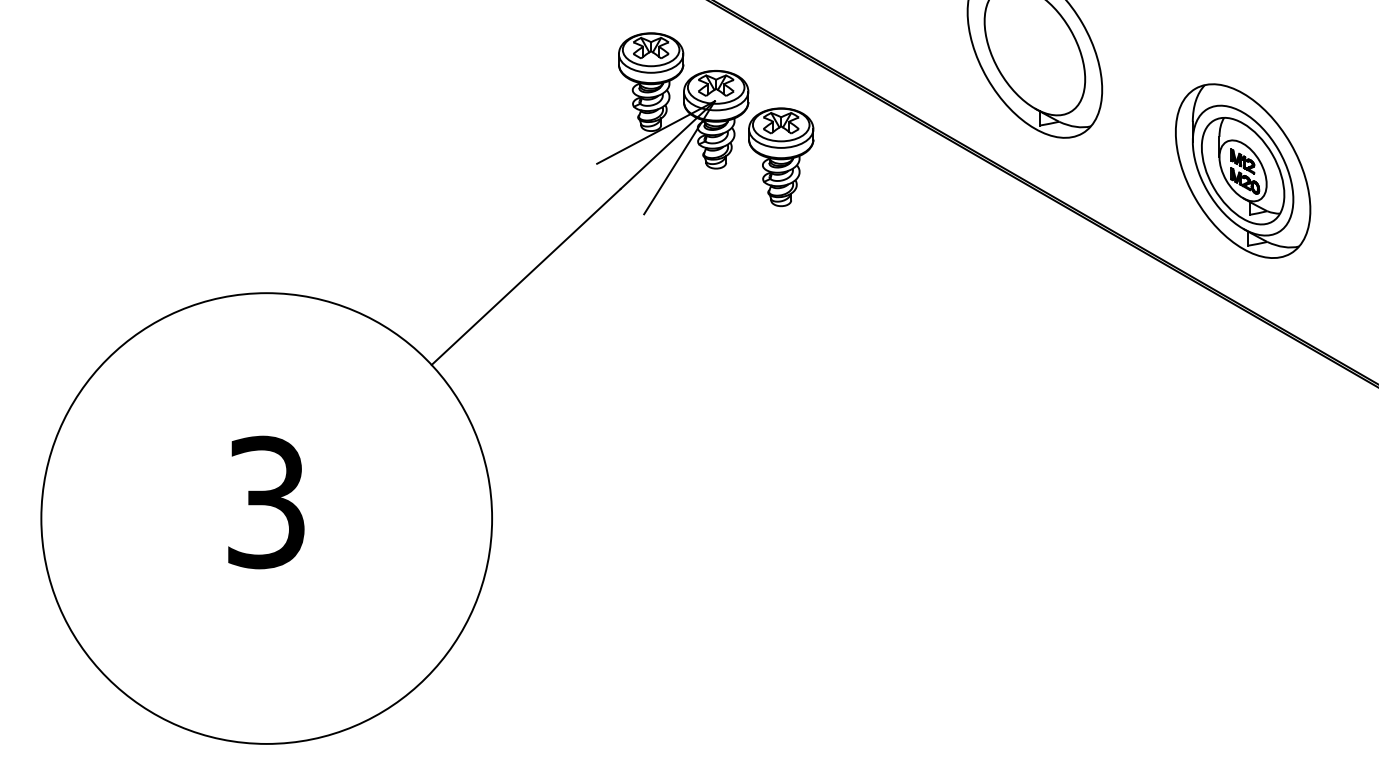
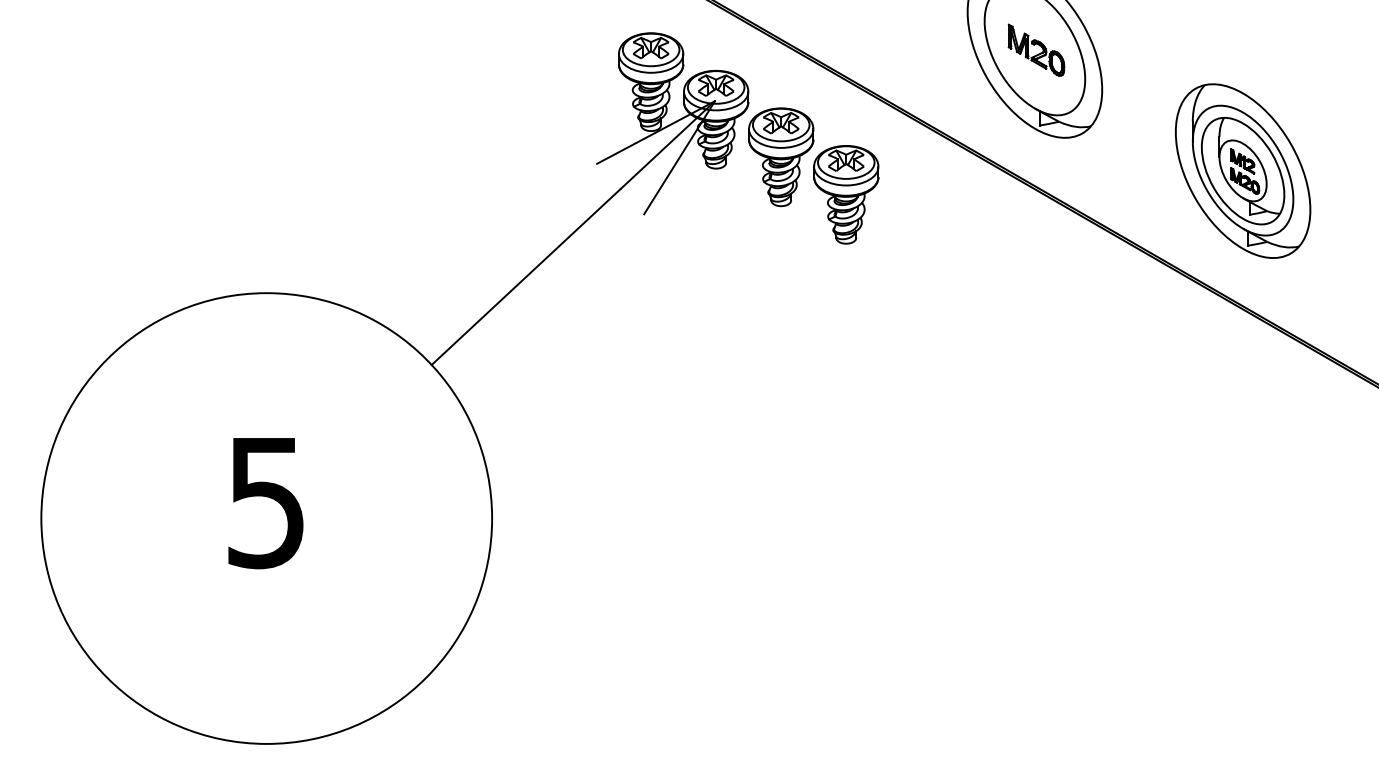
part: none -> present (1036, 49)
part: none -> present (846, 194)
text: 3 -> 5 (266, 501)
